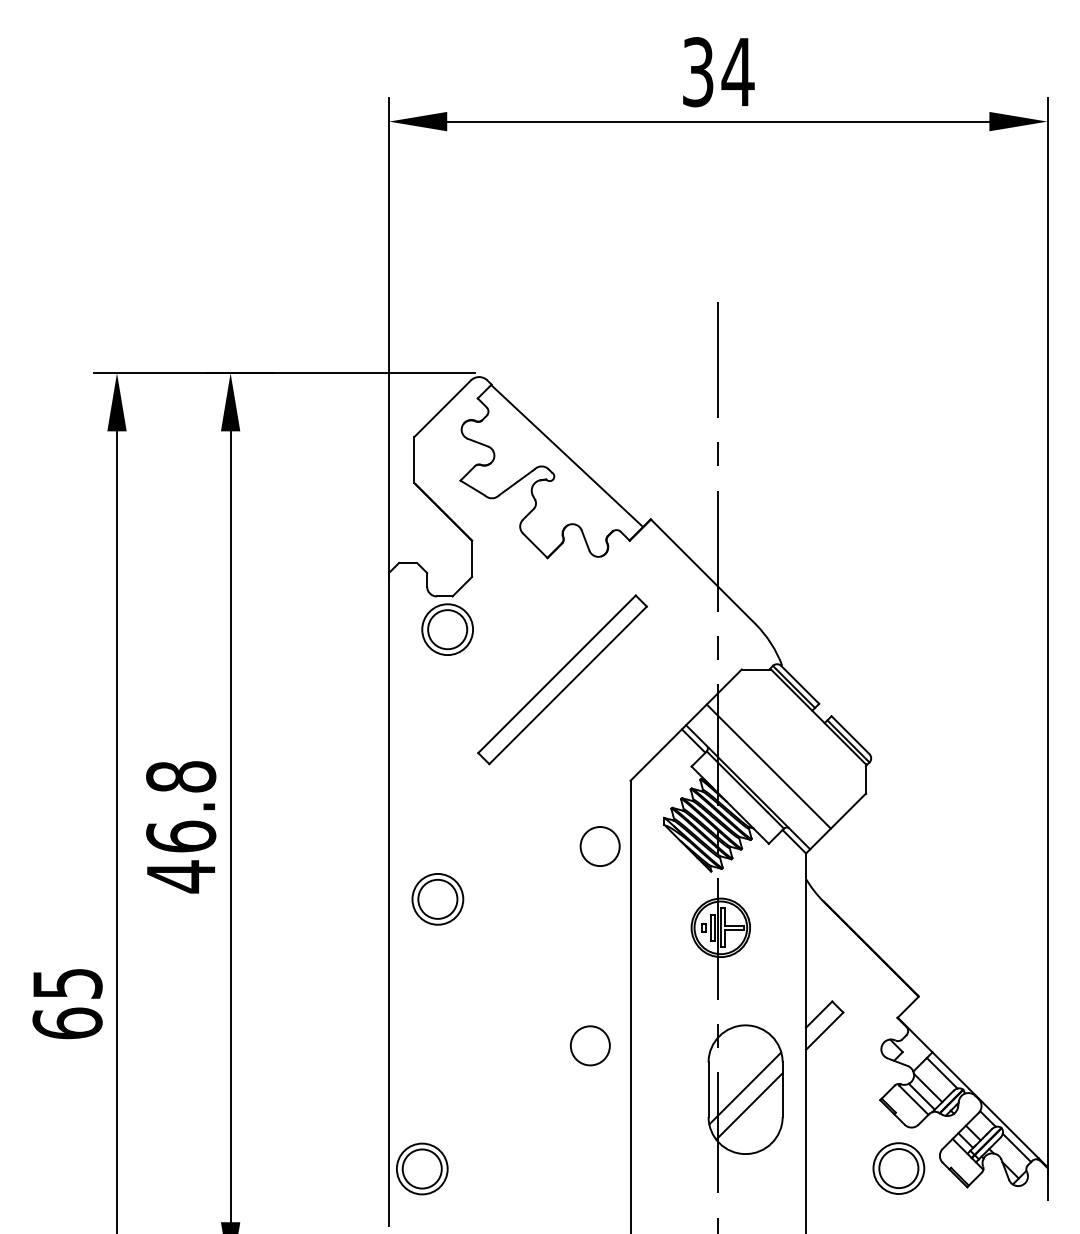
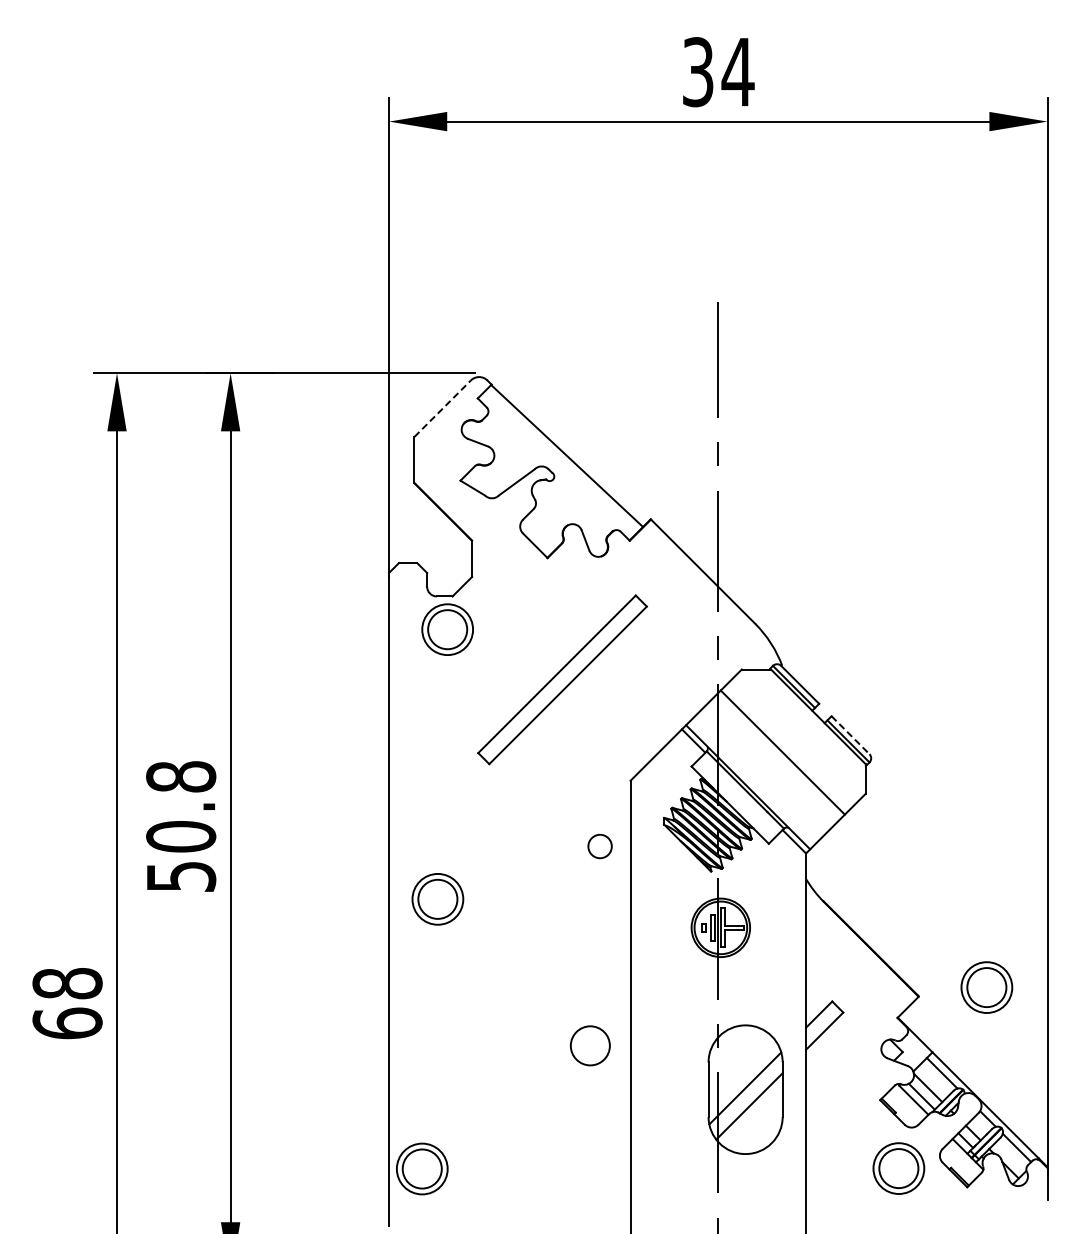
line: solid -> dashed (442, 408)
line: solid -> dashed (850, 735)
line position: (768, 766) -> (782, 752) (782, 752)
circle size: 42x41 px -> 26x27 px (599, 846)
text: 46.8 -> 50.8 (181, 856)
text: 65 -> 68 (67, 983)
part: none -> present (986, 987)
